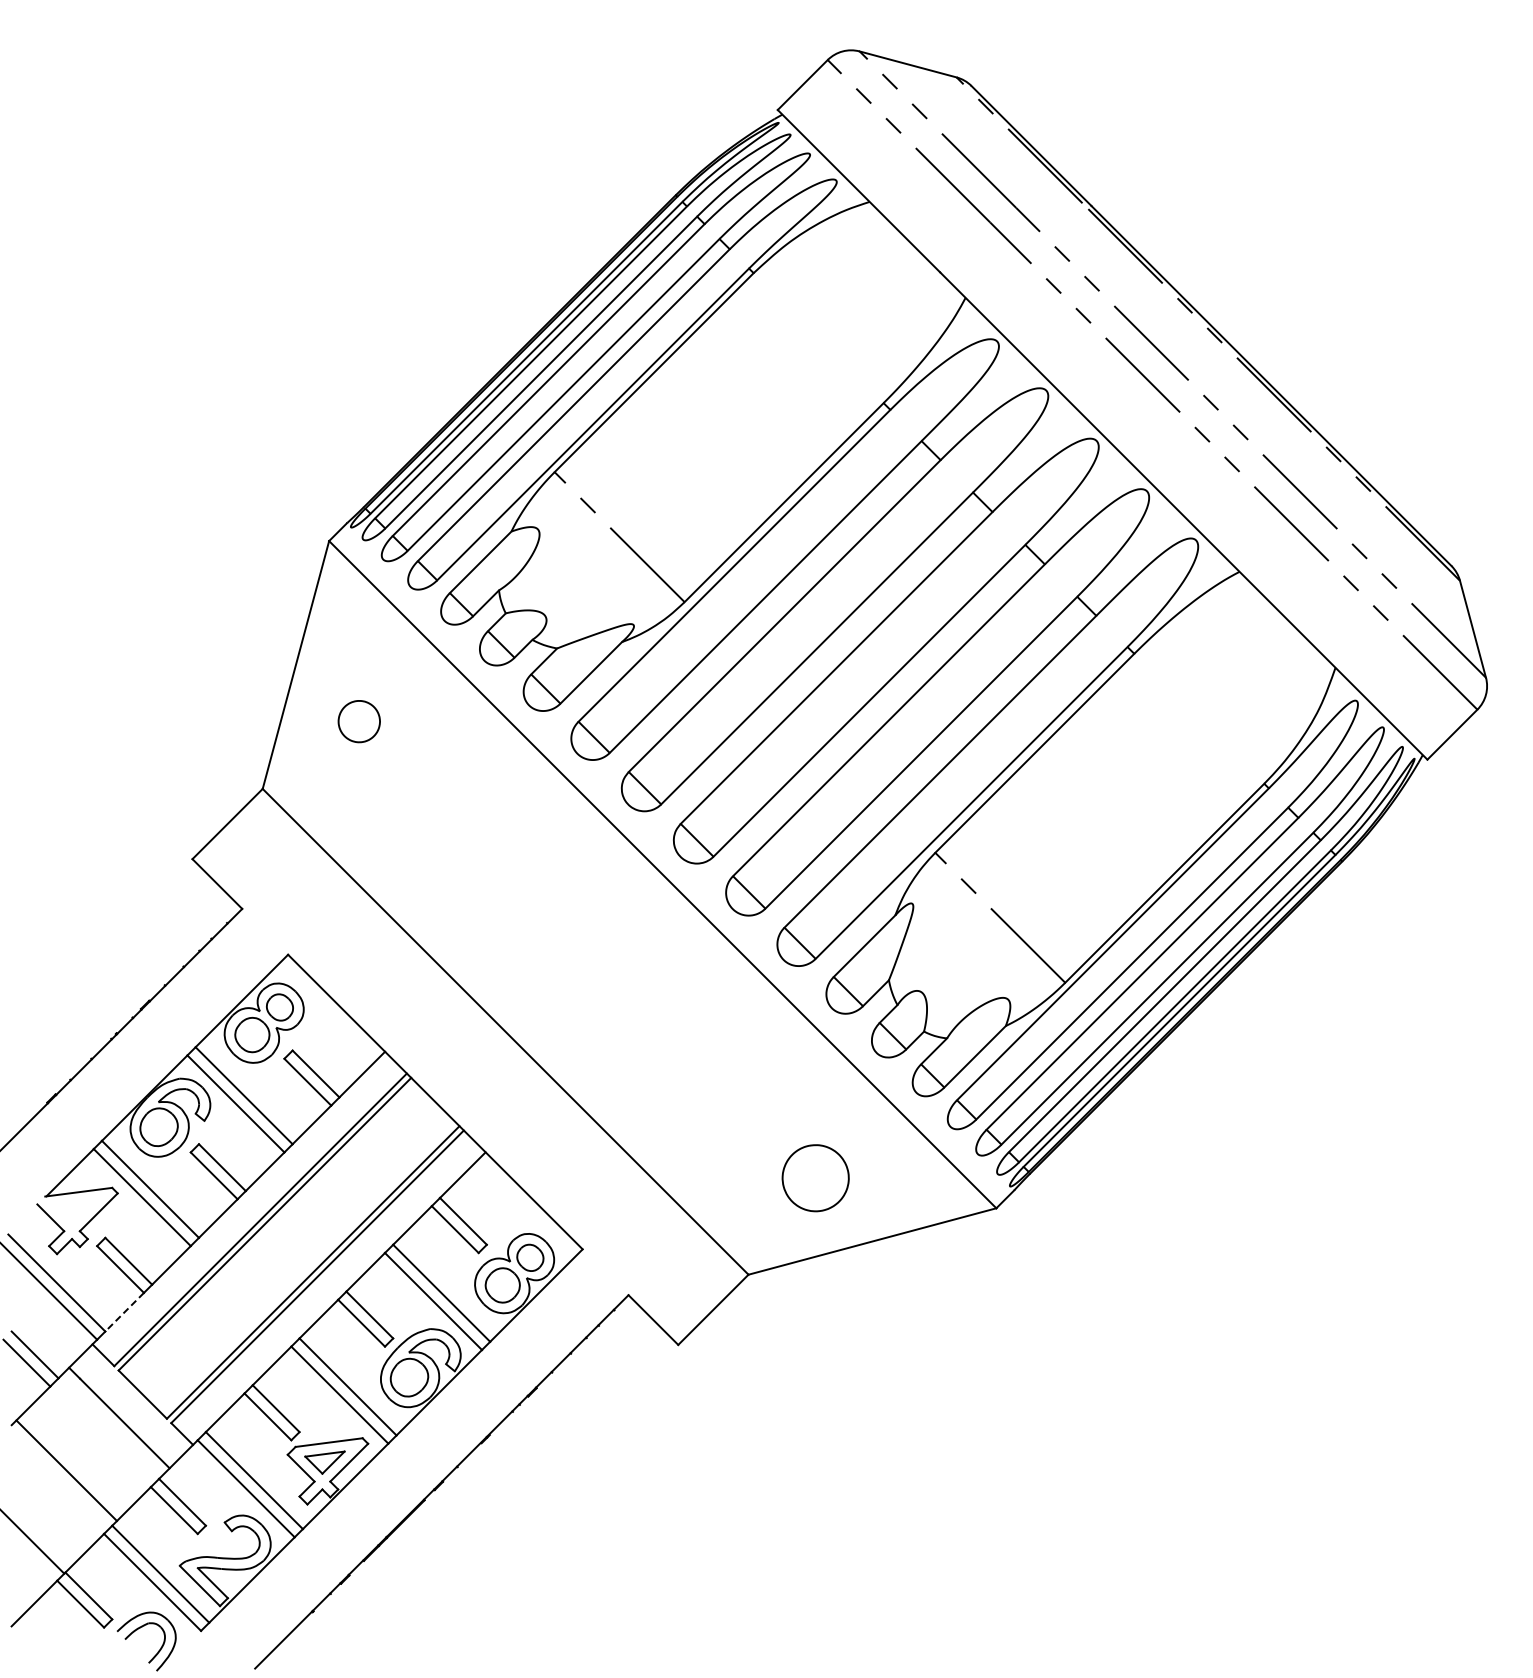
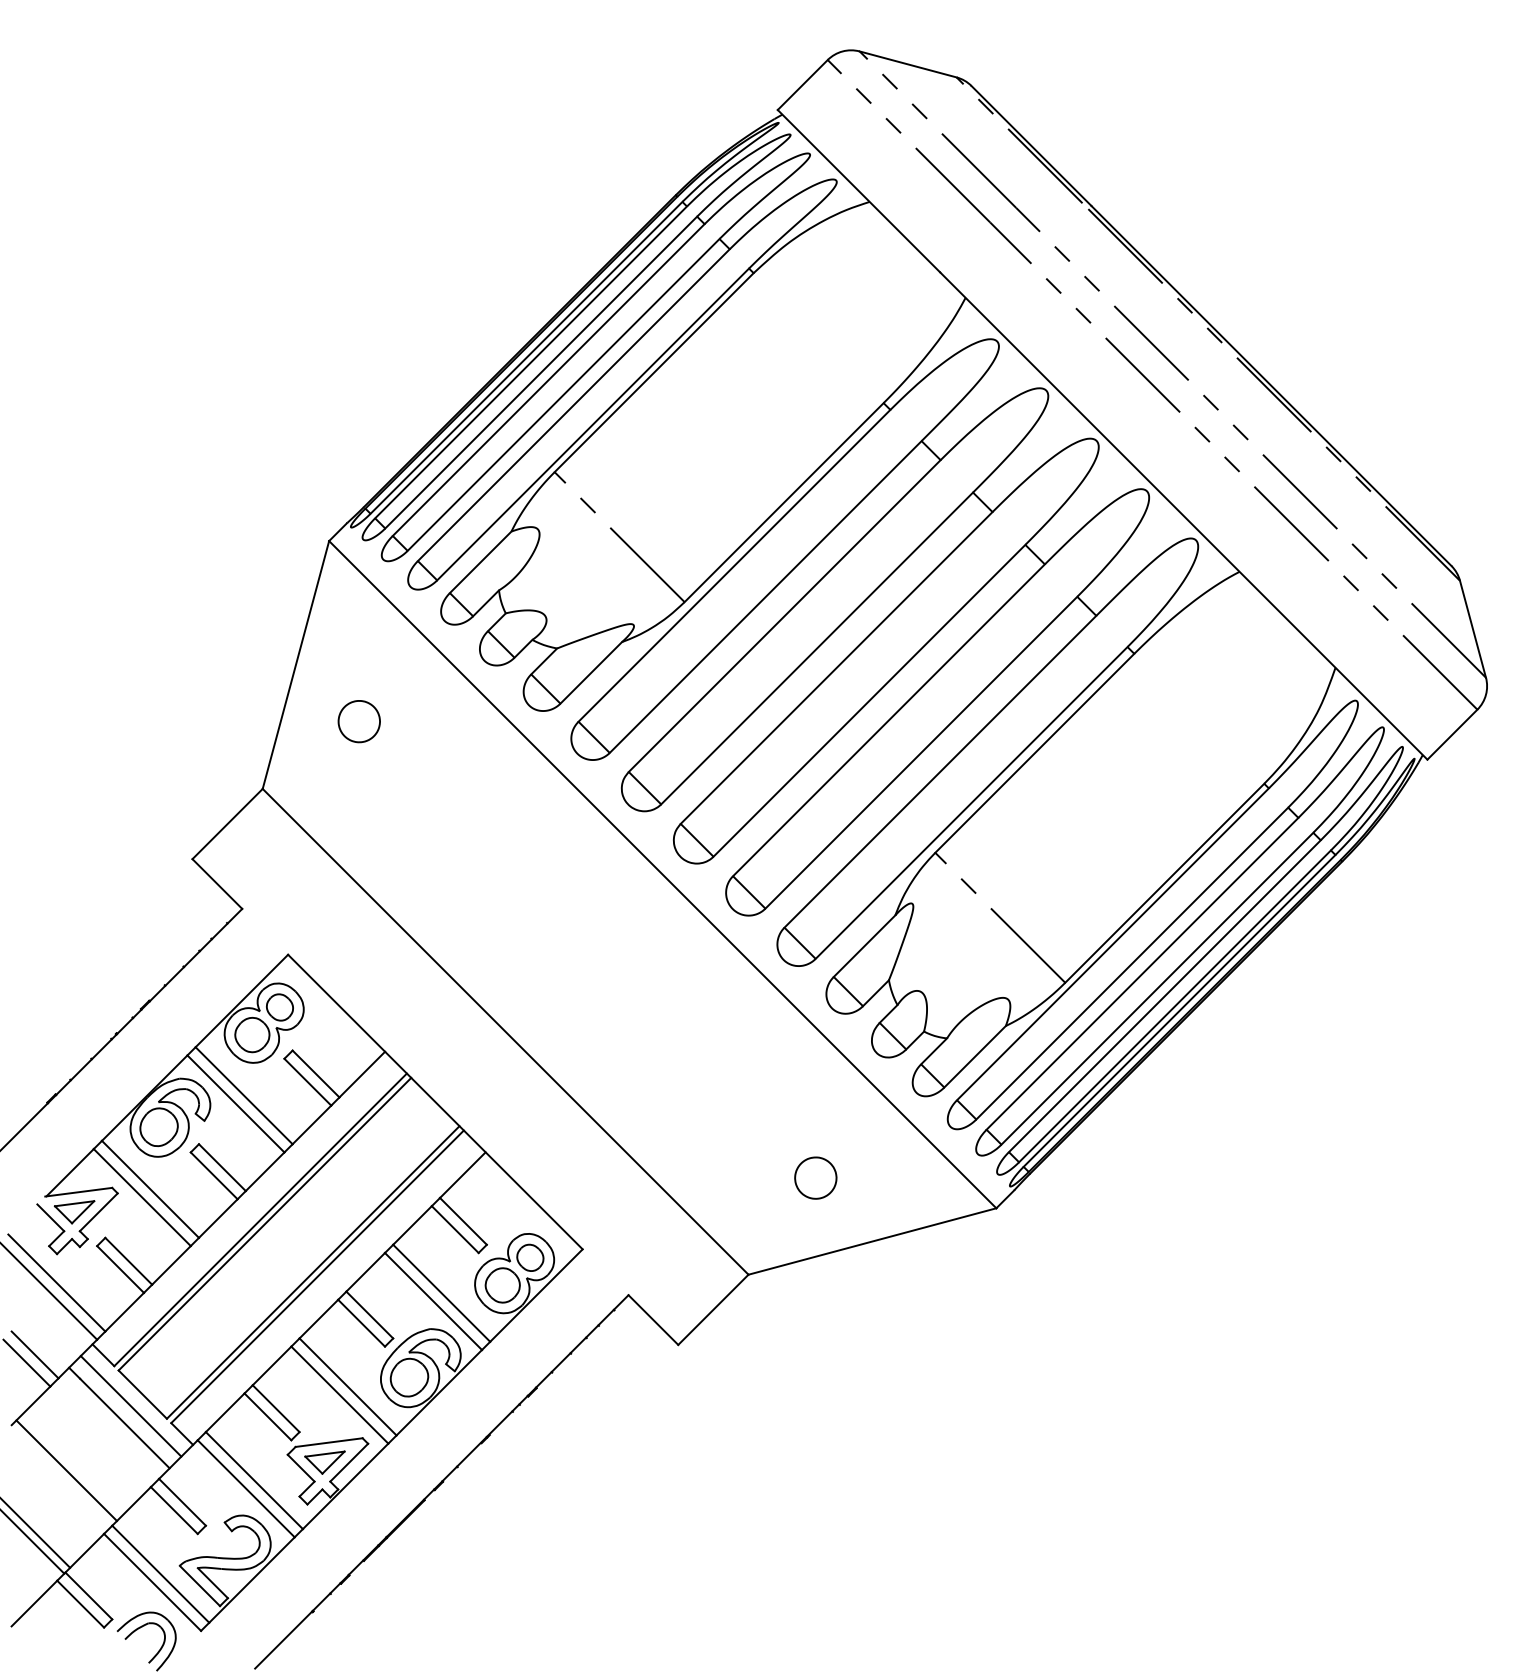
part size: 69x69 px -> 44x44 px (815, 1177)
part: none -> present (74, 1212)
line: dashed -> solid (124, 1312)
line: none -> present (130, 1406)
line: none -> present (36, 1533)
